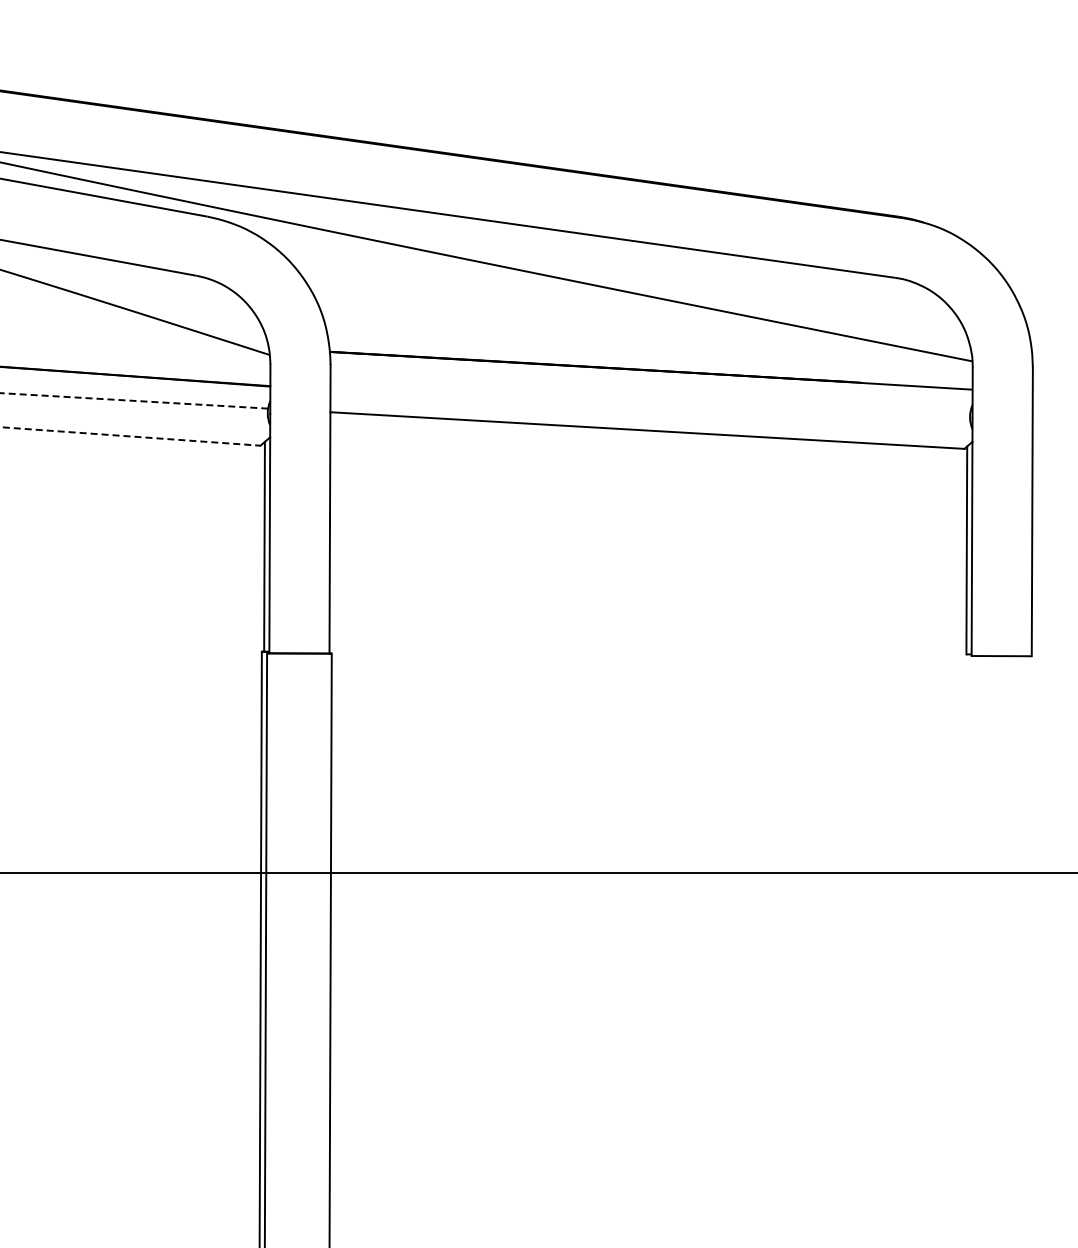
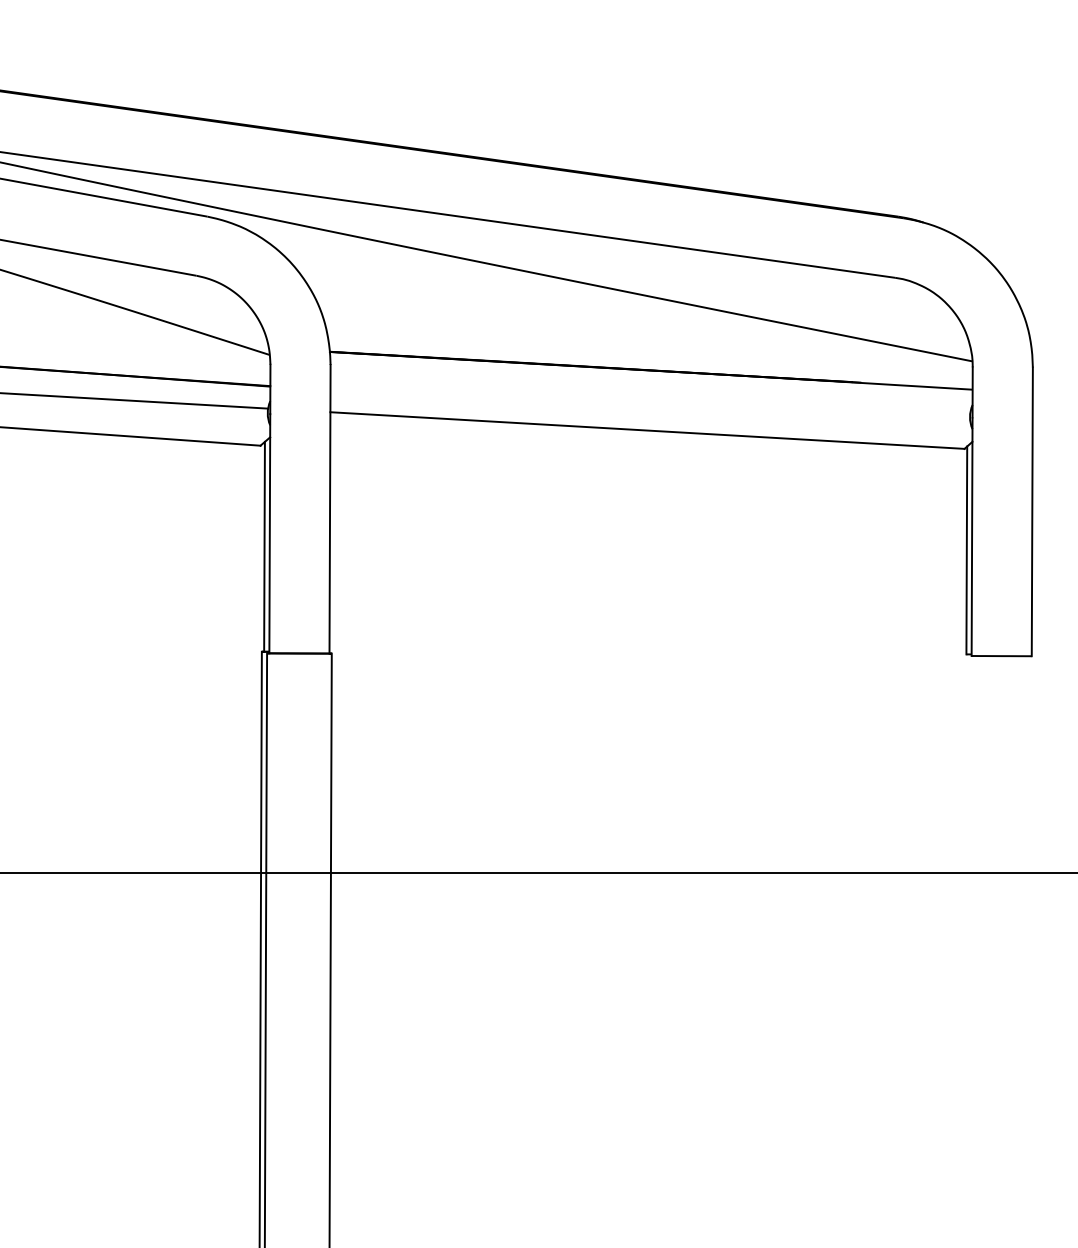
line: dashed -> solid (134, 400)
line: dashed -> solid (130, 436)
